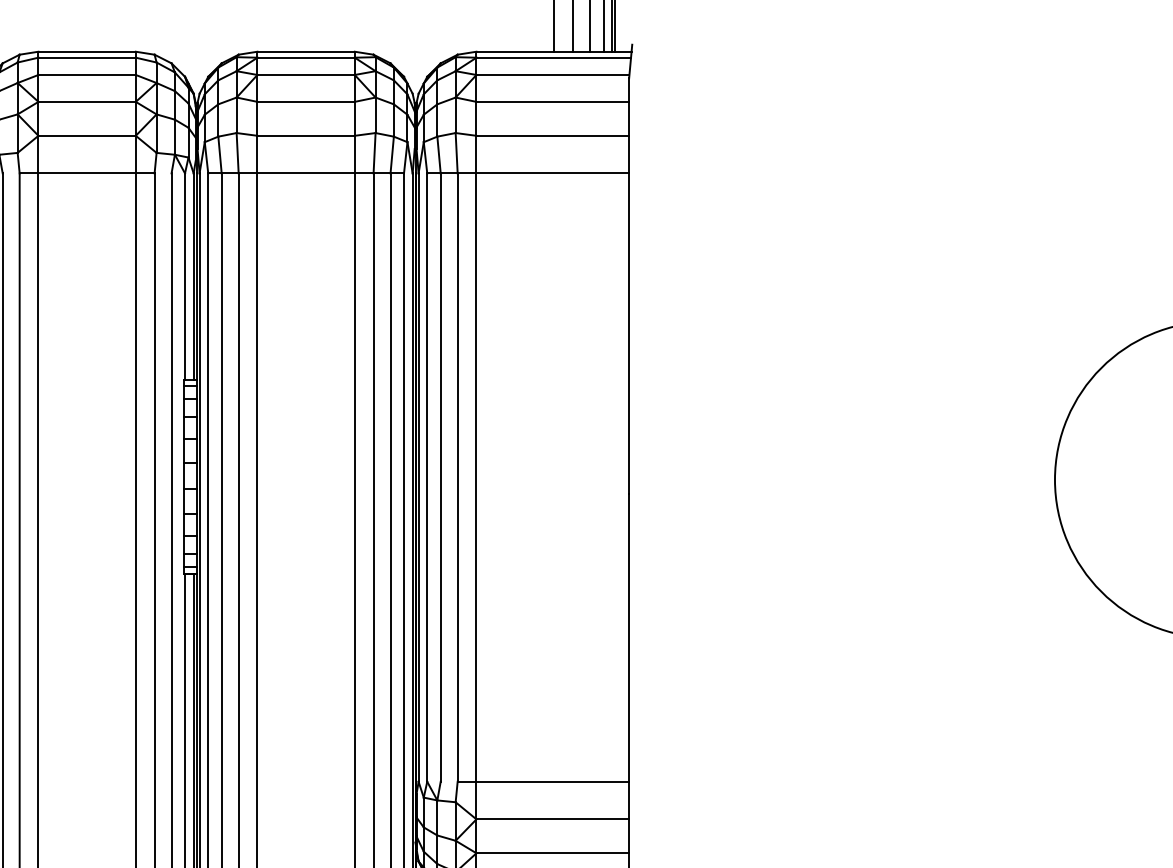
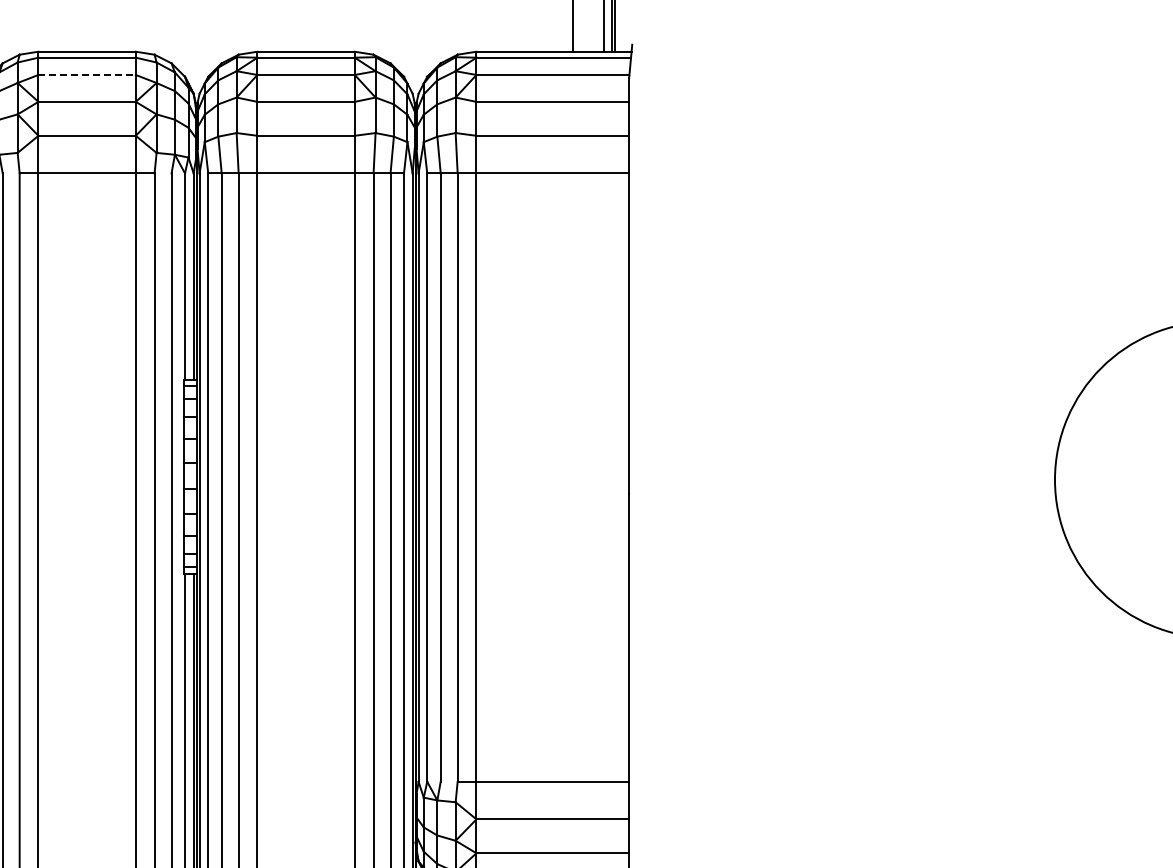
line: present -> none (554, 26)
line: present -> none (590, 26)
line: solid -> dashed (87, 74)
